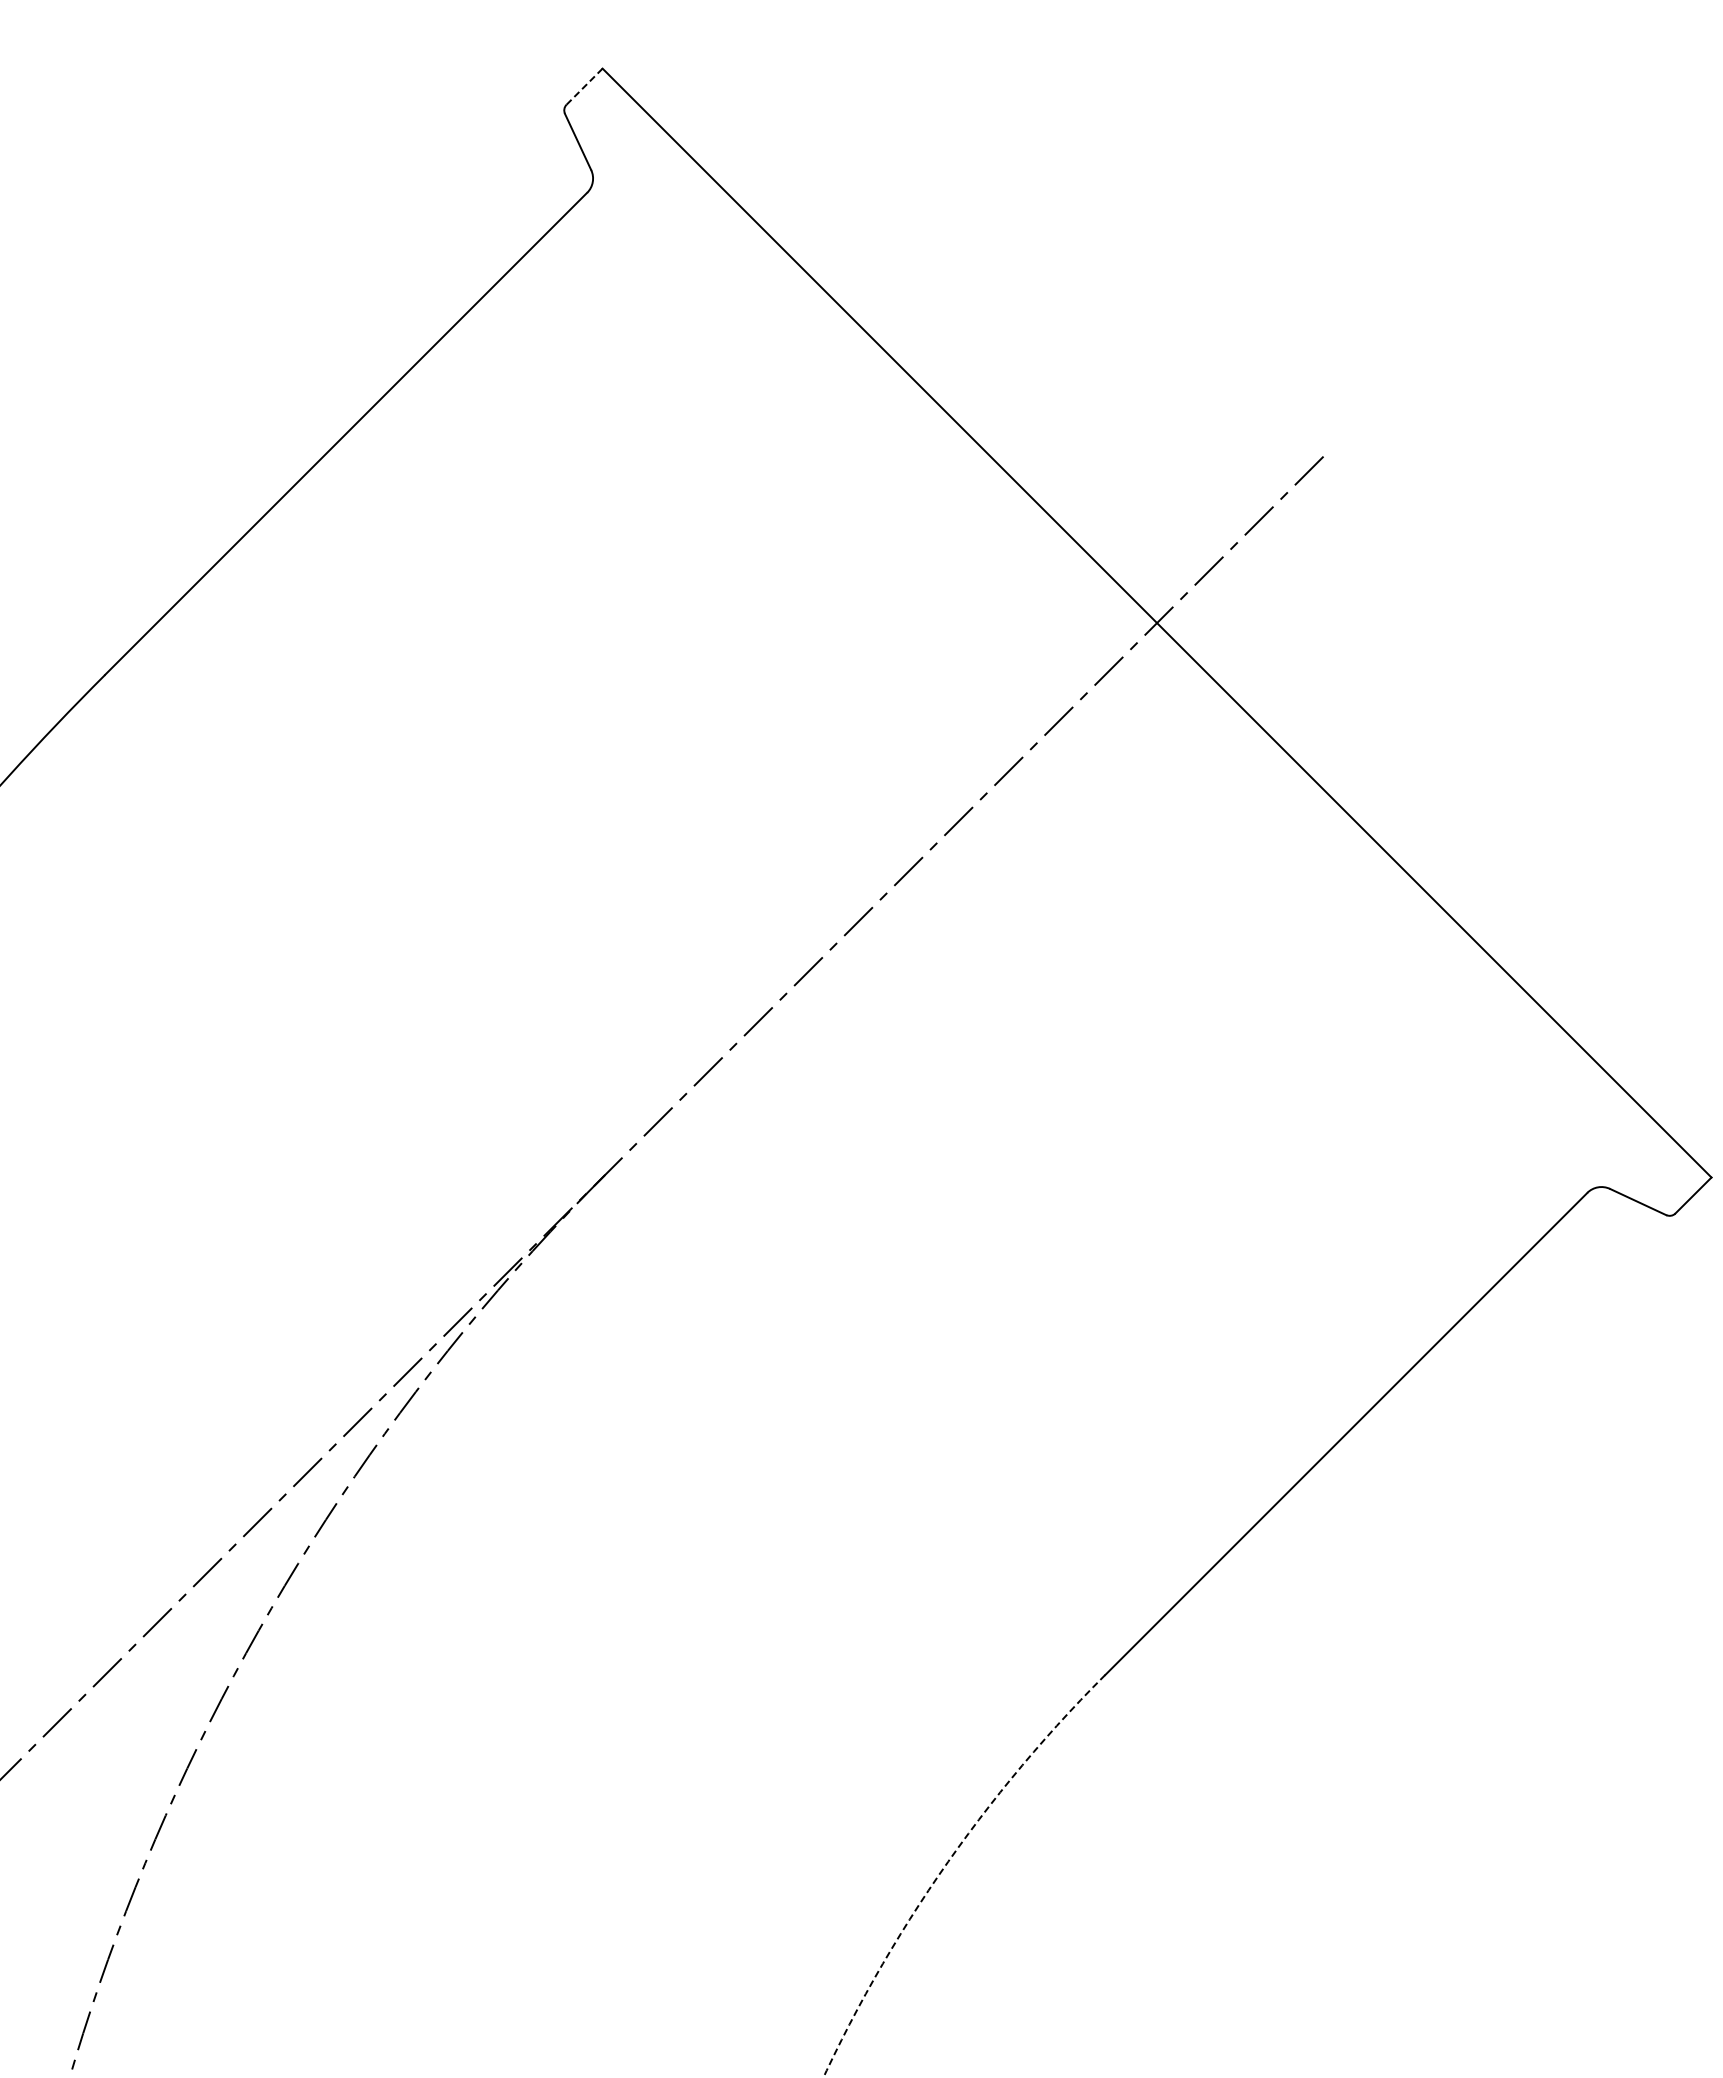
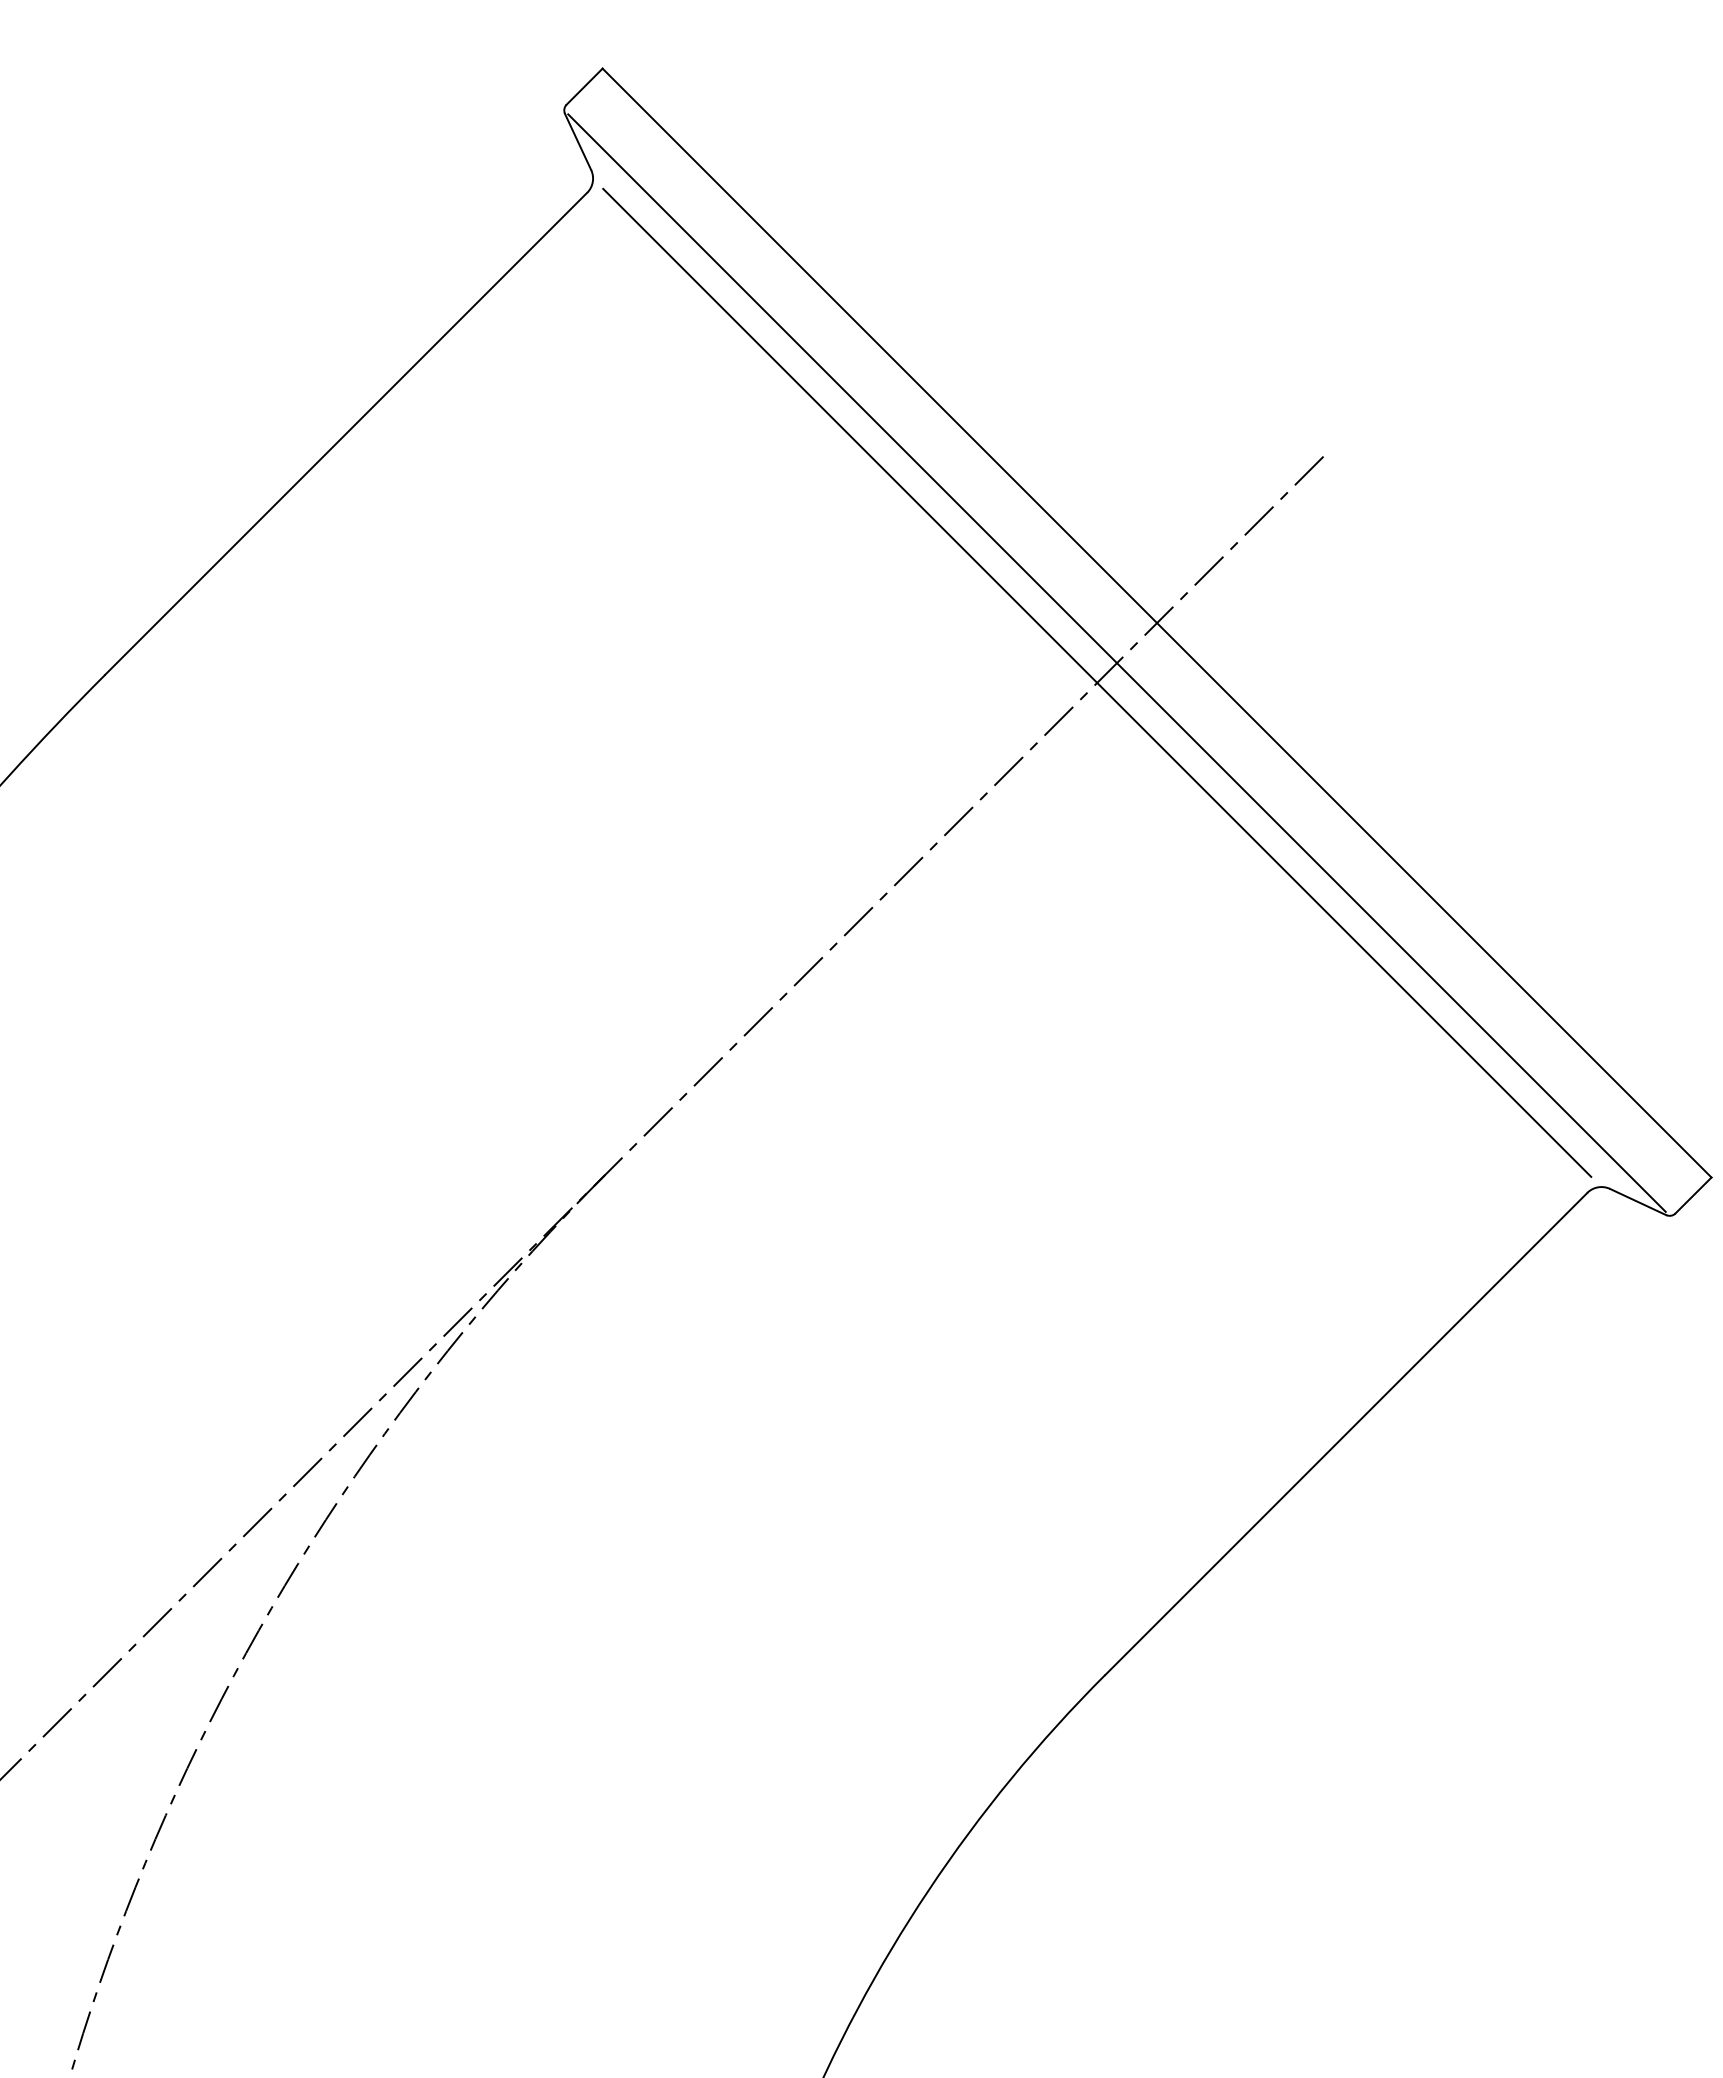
line: dashed -> solid (584, 86)
line: none -> present (1116, 662)
line: none -> present (1097, 682)
arc: dashed -> solid (946, 1864)
